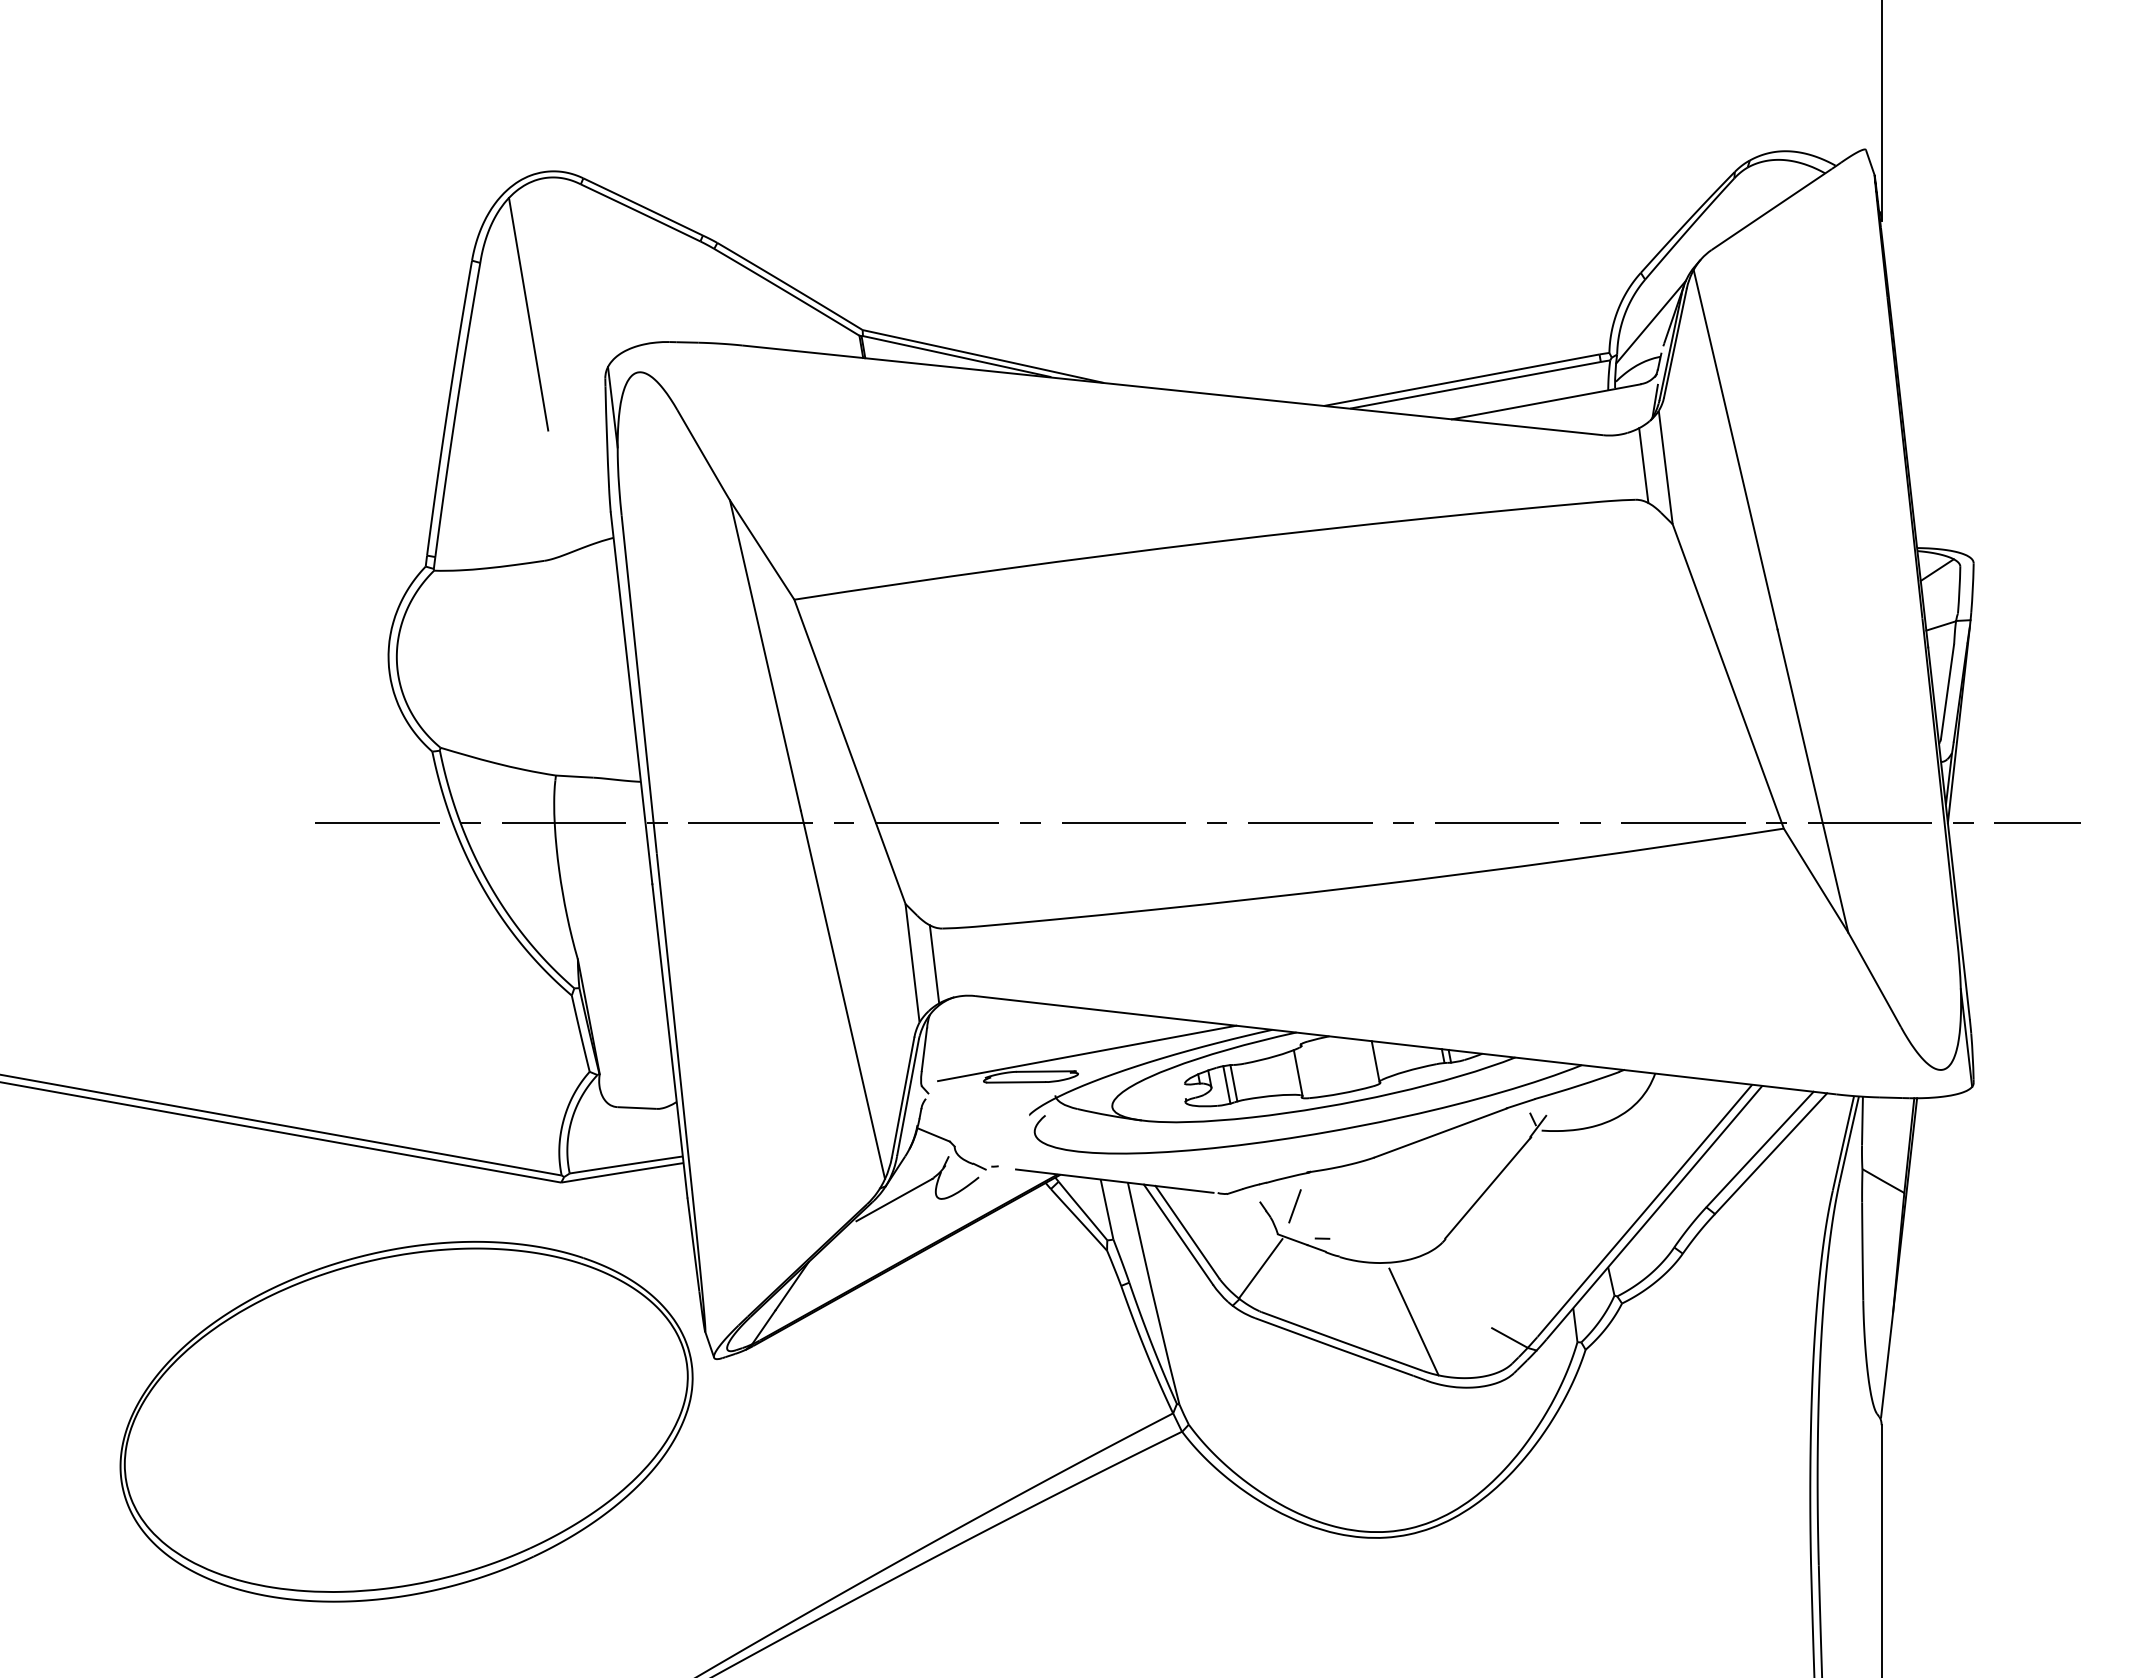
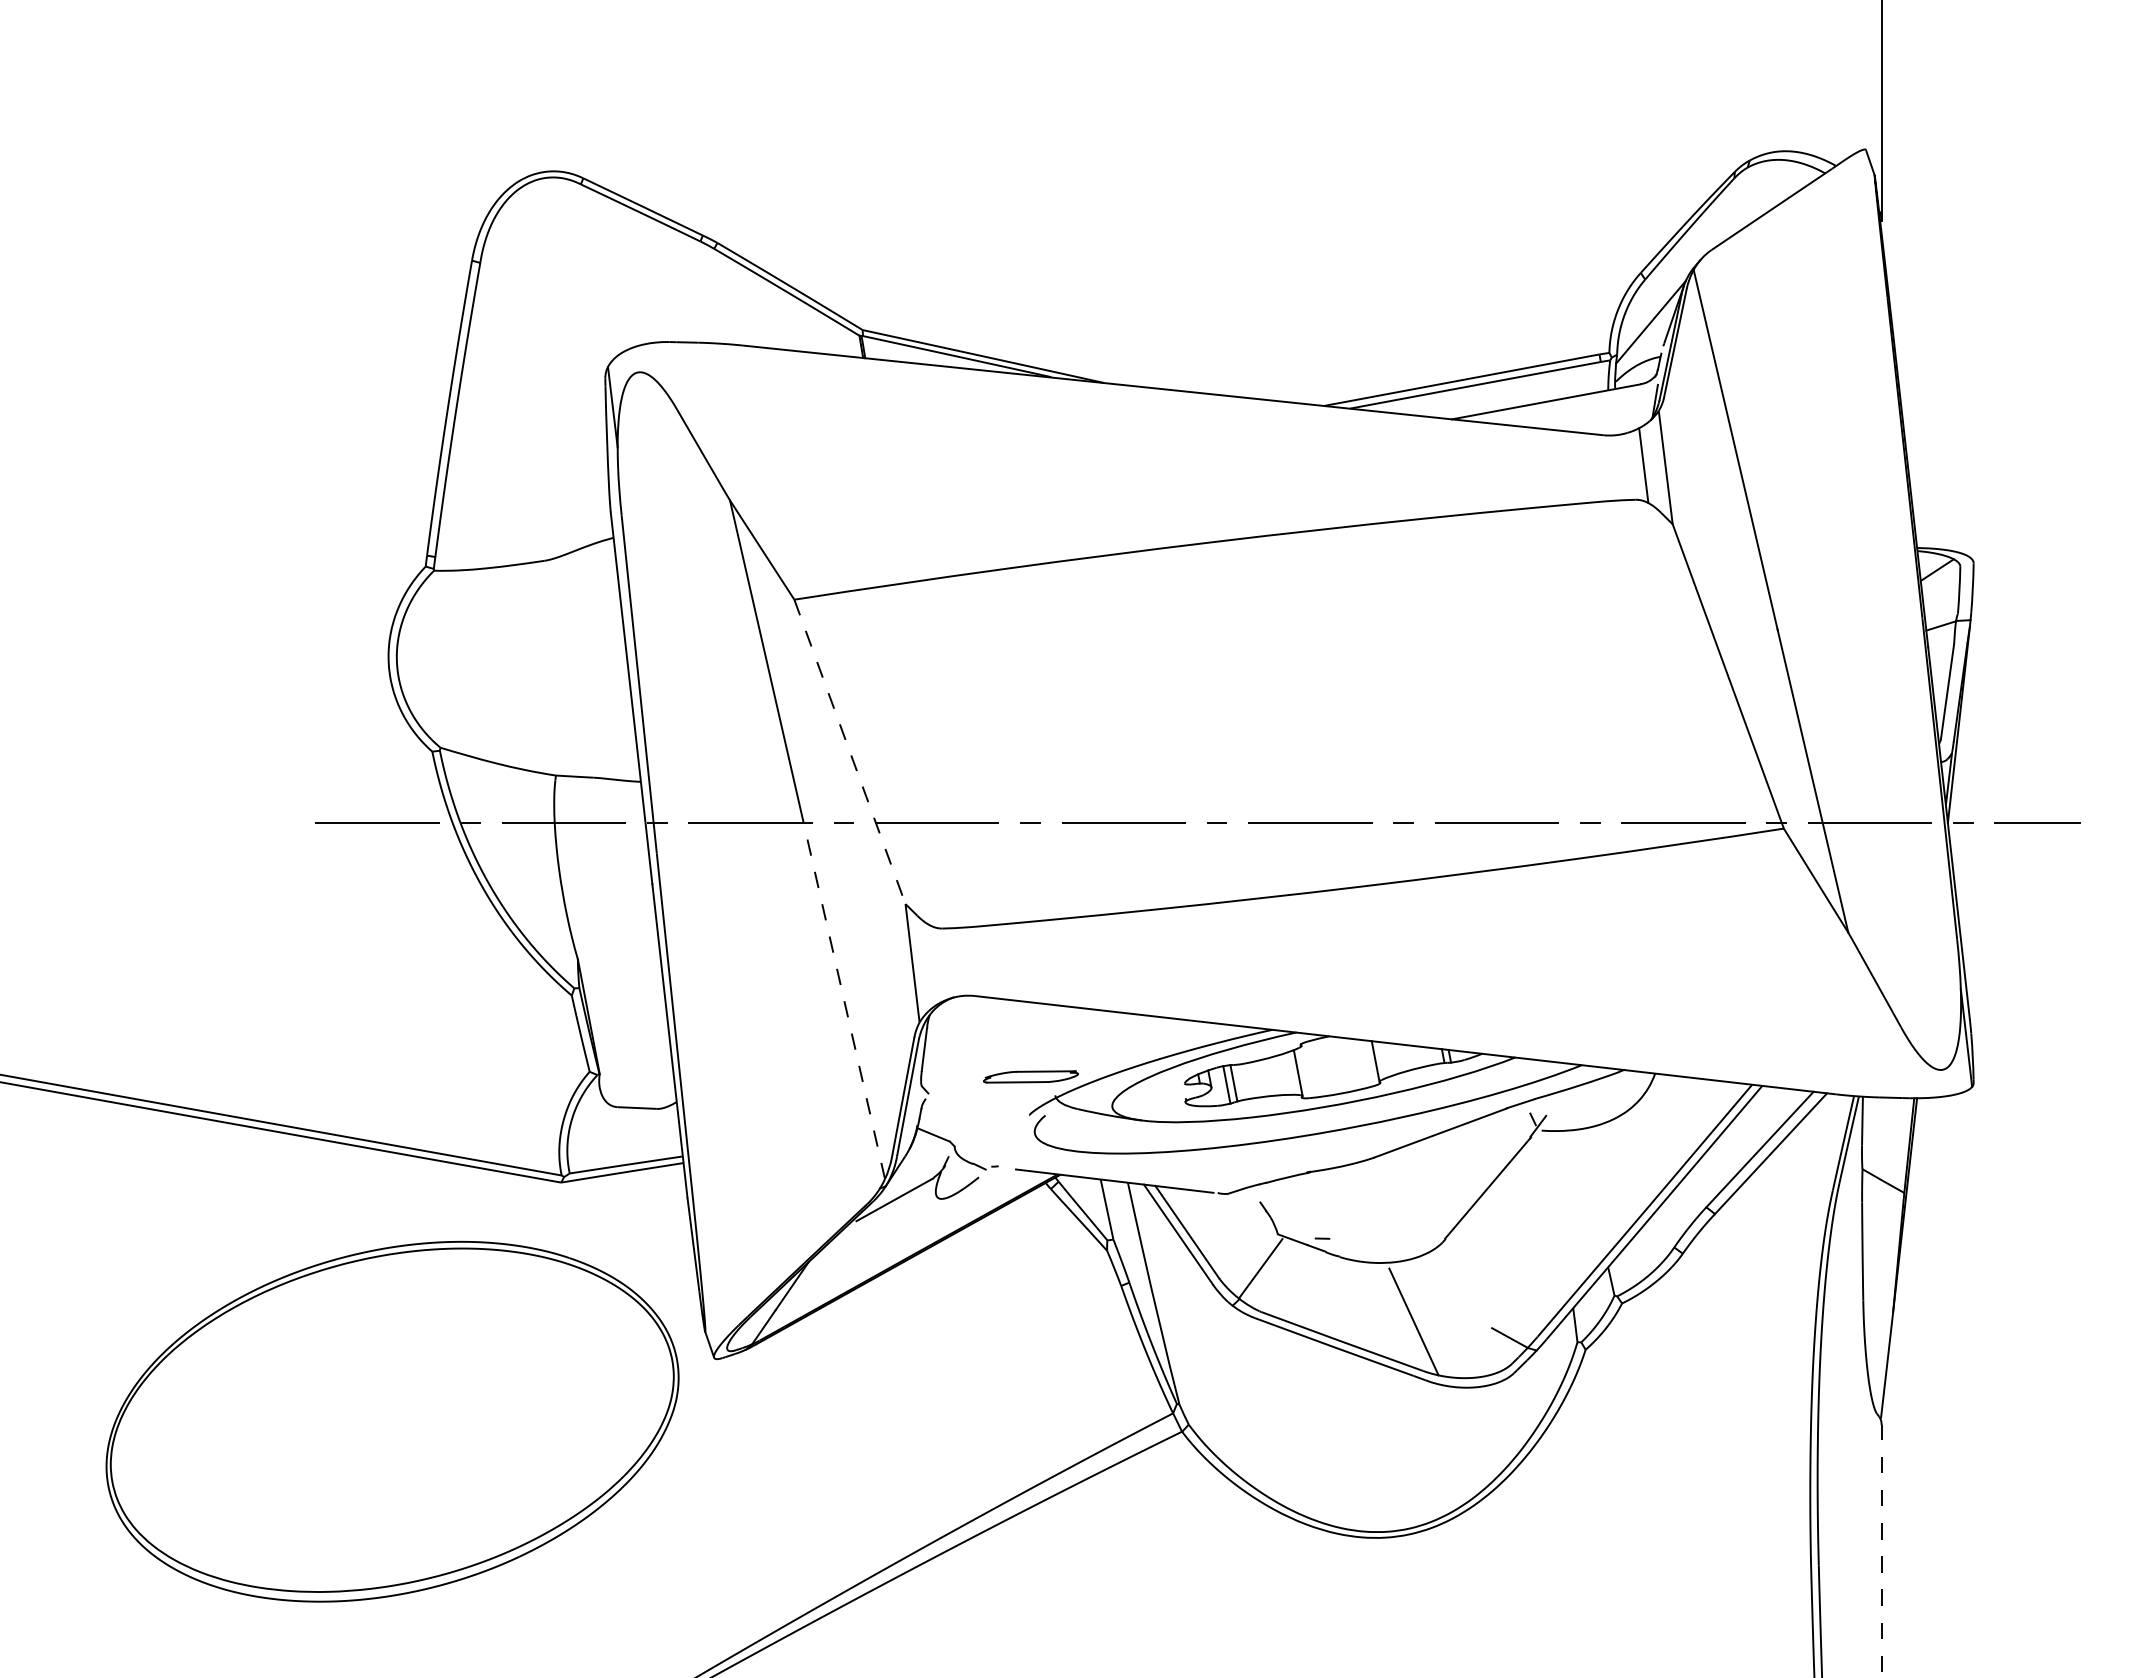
line: present -> none (528, 313)
line: solid -> dashed (849, 751)
line: present -> none (934, 964)
line: solid -> dashed (842, 994)
line: present -> none (1087, 1053)
line: present -> none (1294, 1206)
part position: (406, 1421) -> (392, 1421) (392, 1421)
line: solid -> dashed (1881, 1551)
